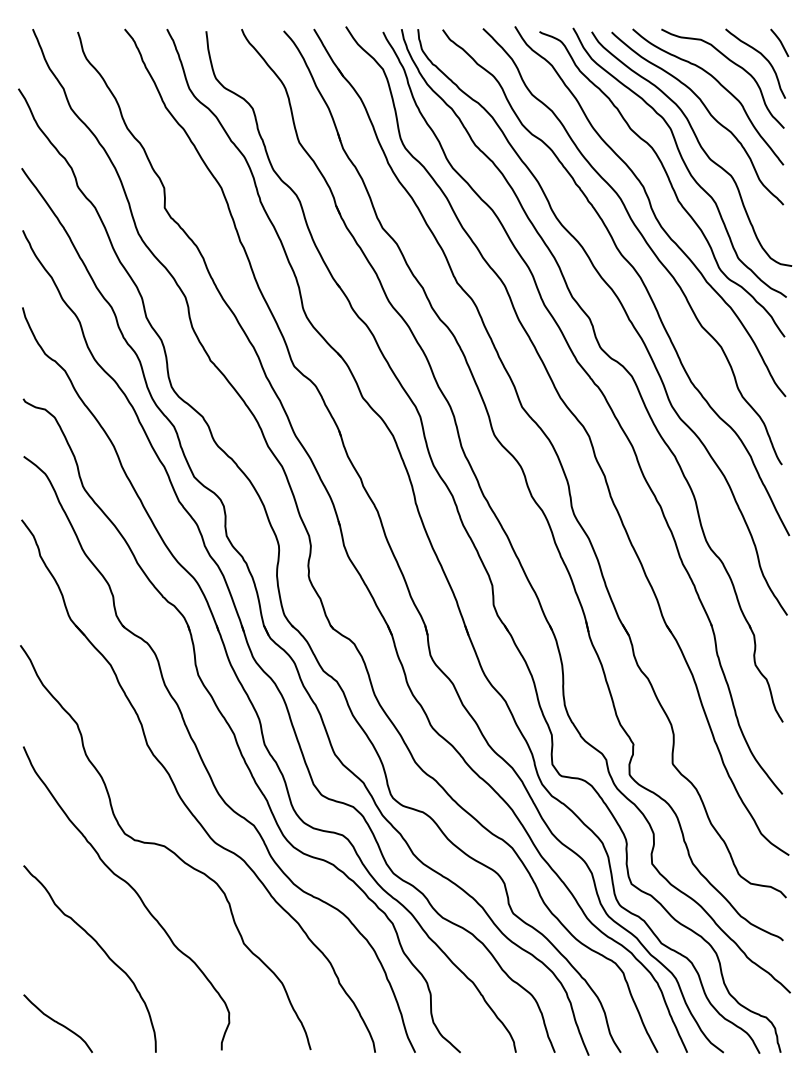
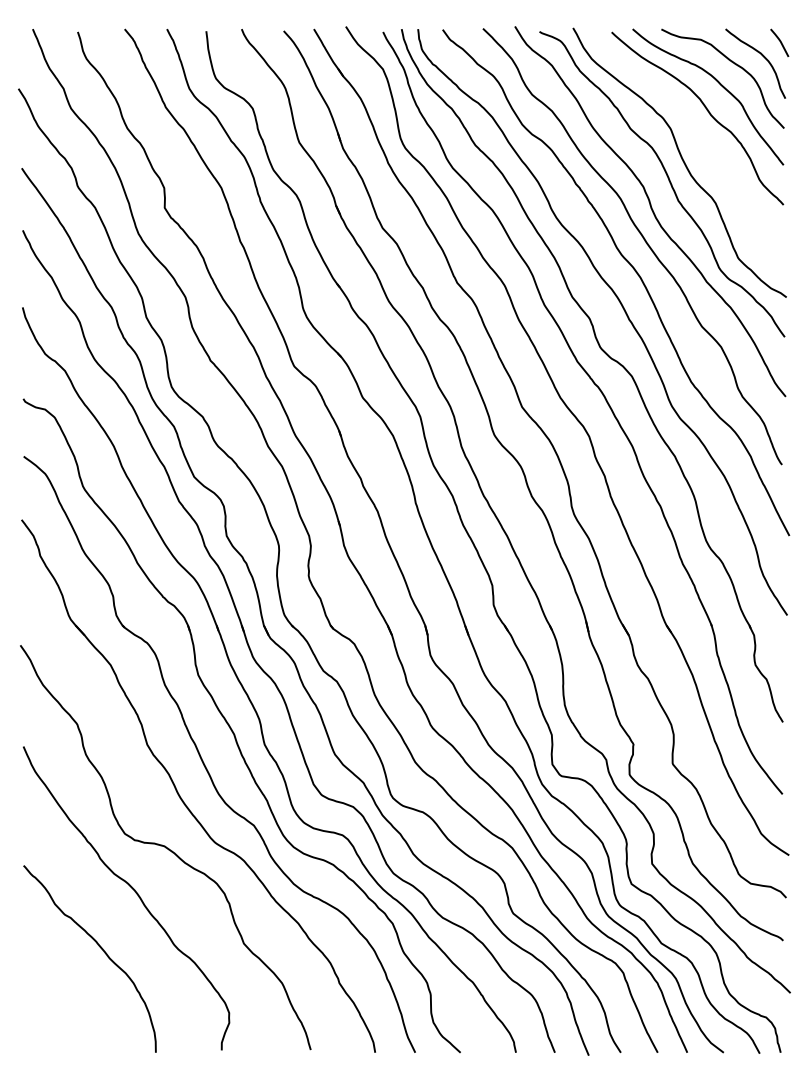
curve: present -> none (698, 144)
curve: present -> none (58, 1023)
